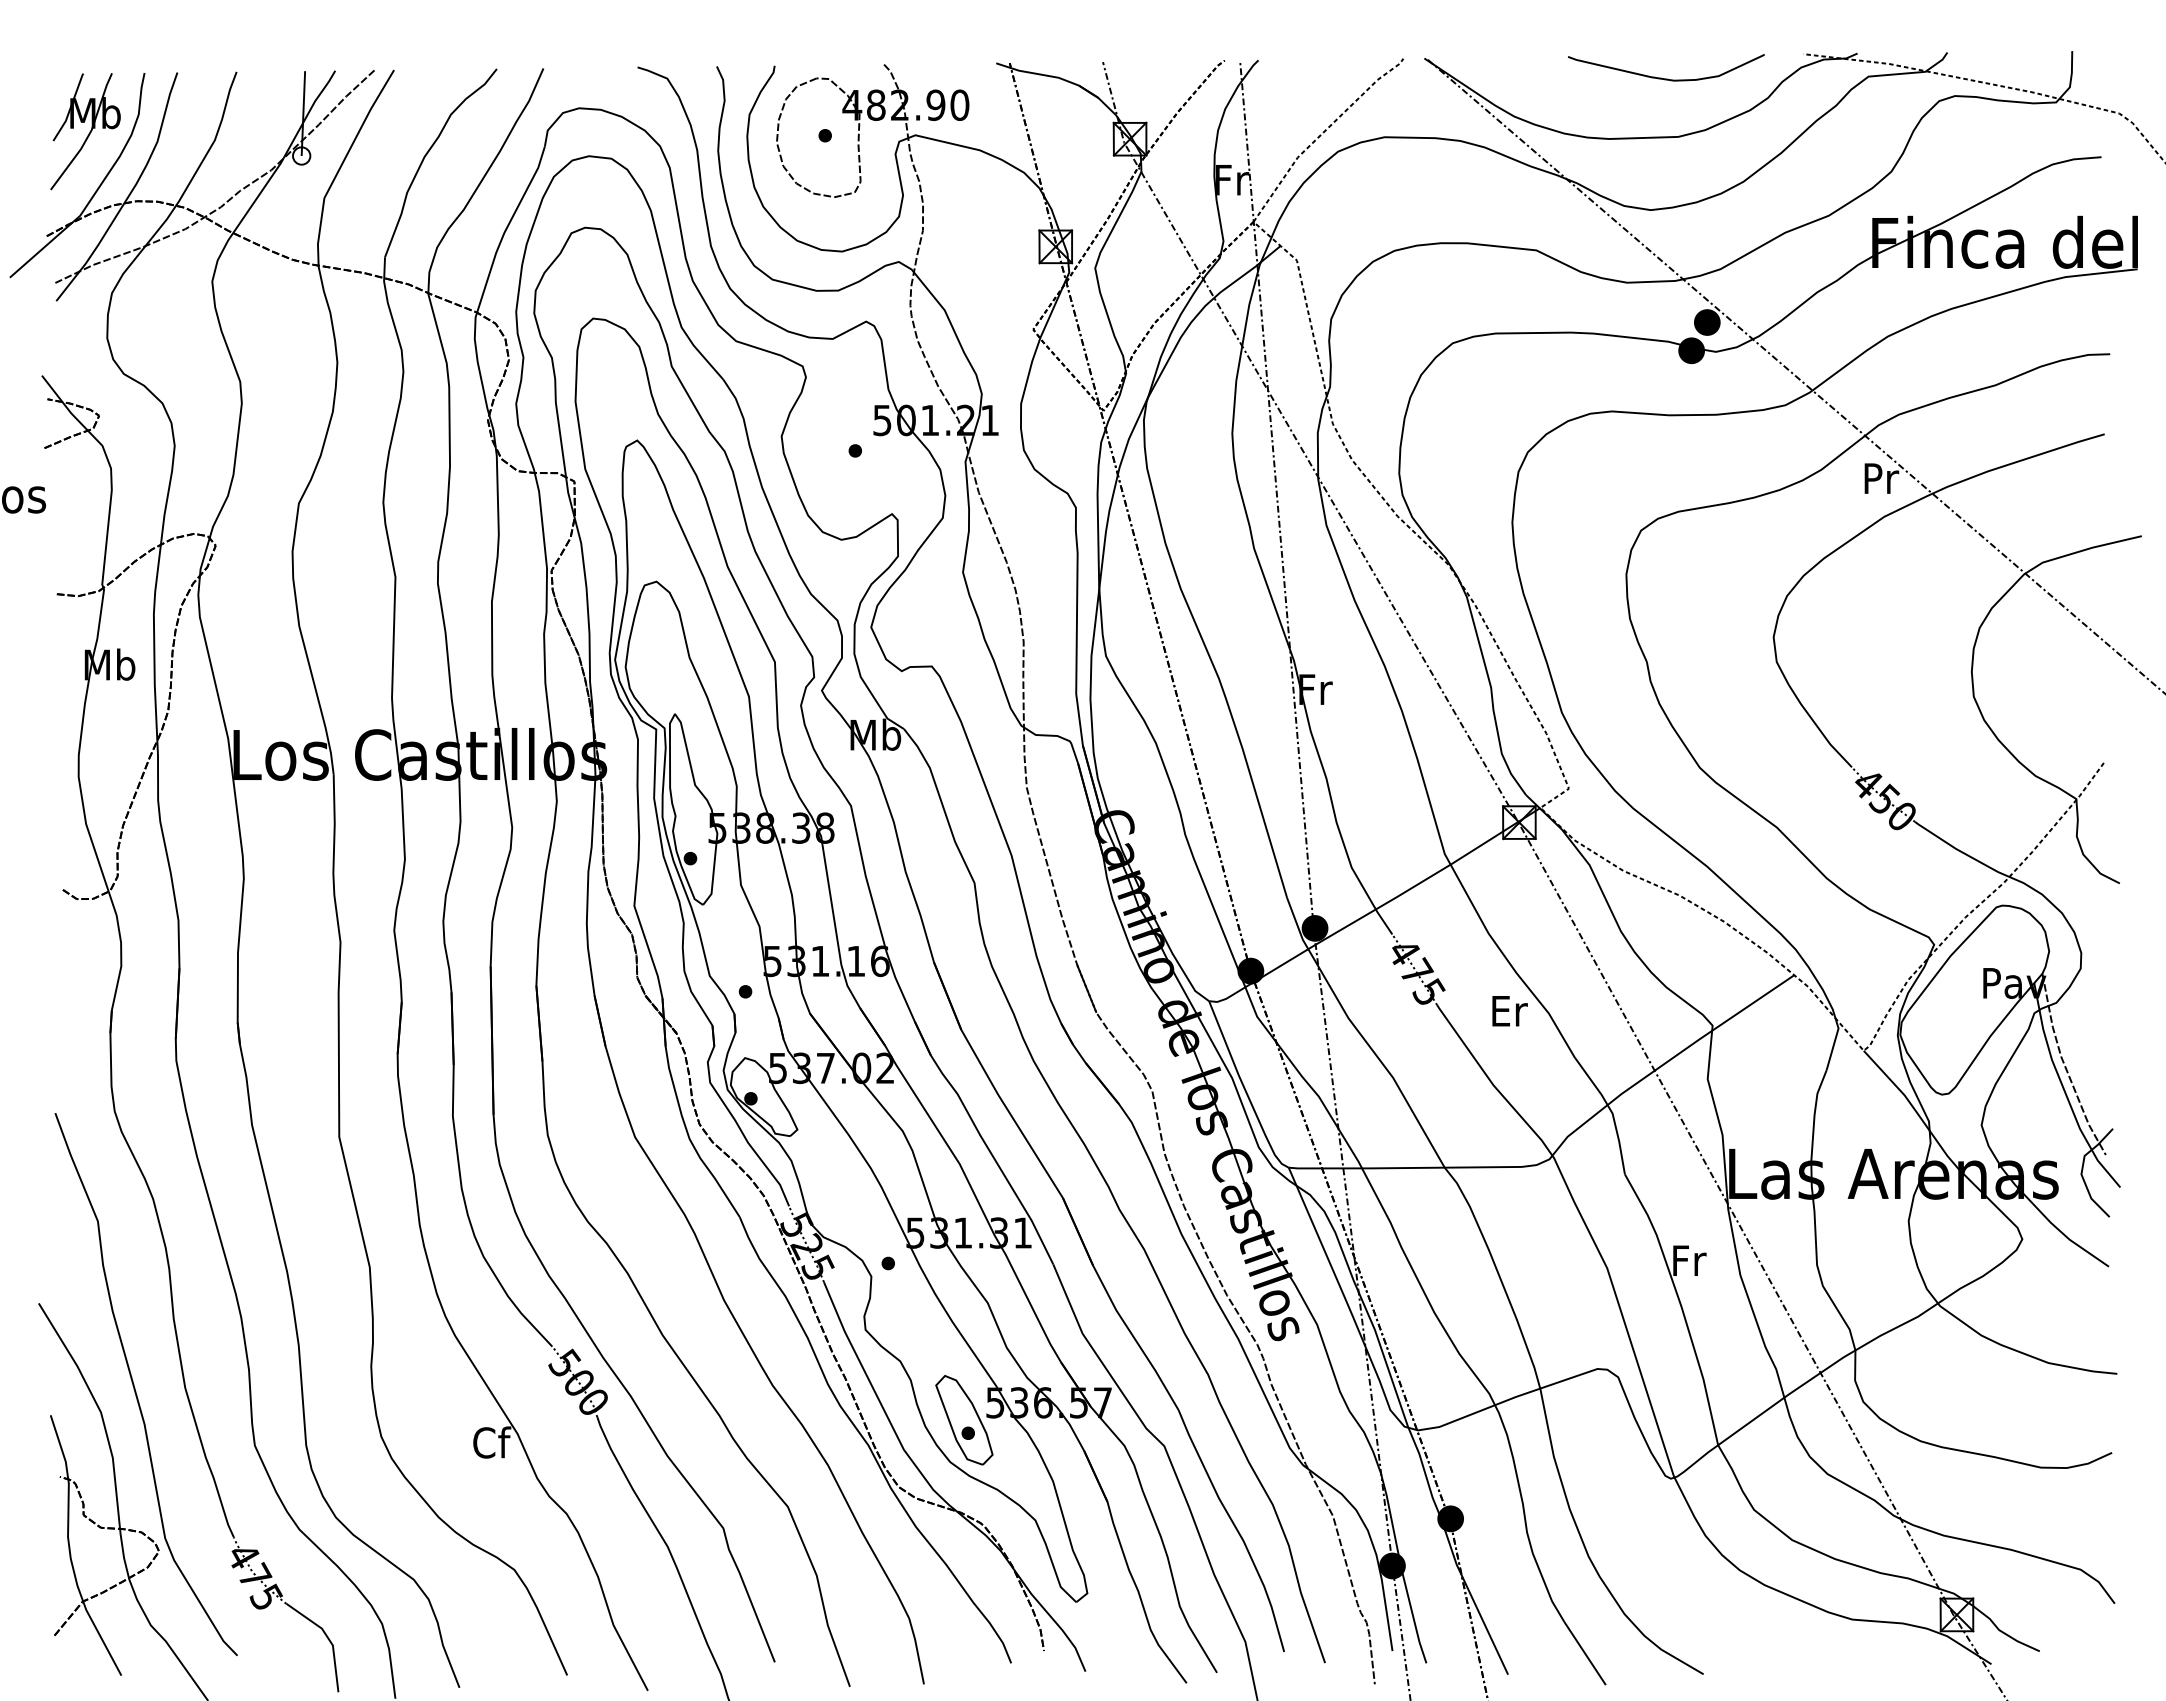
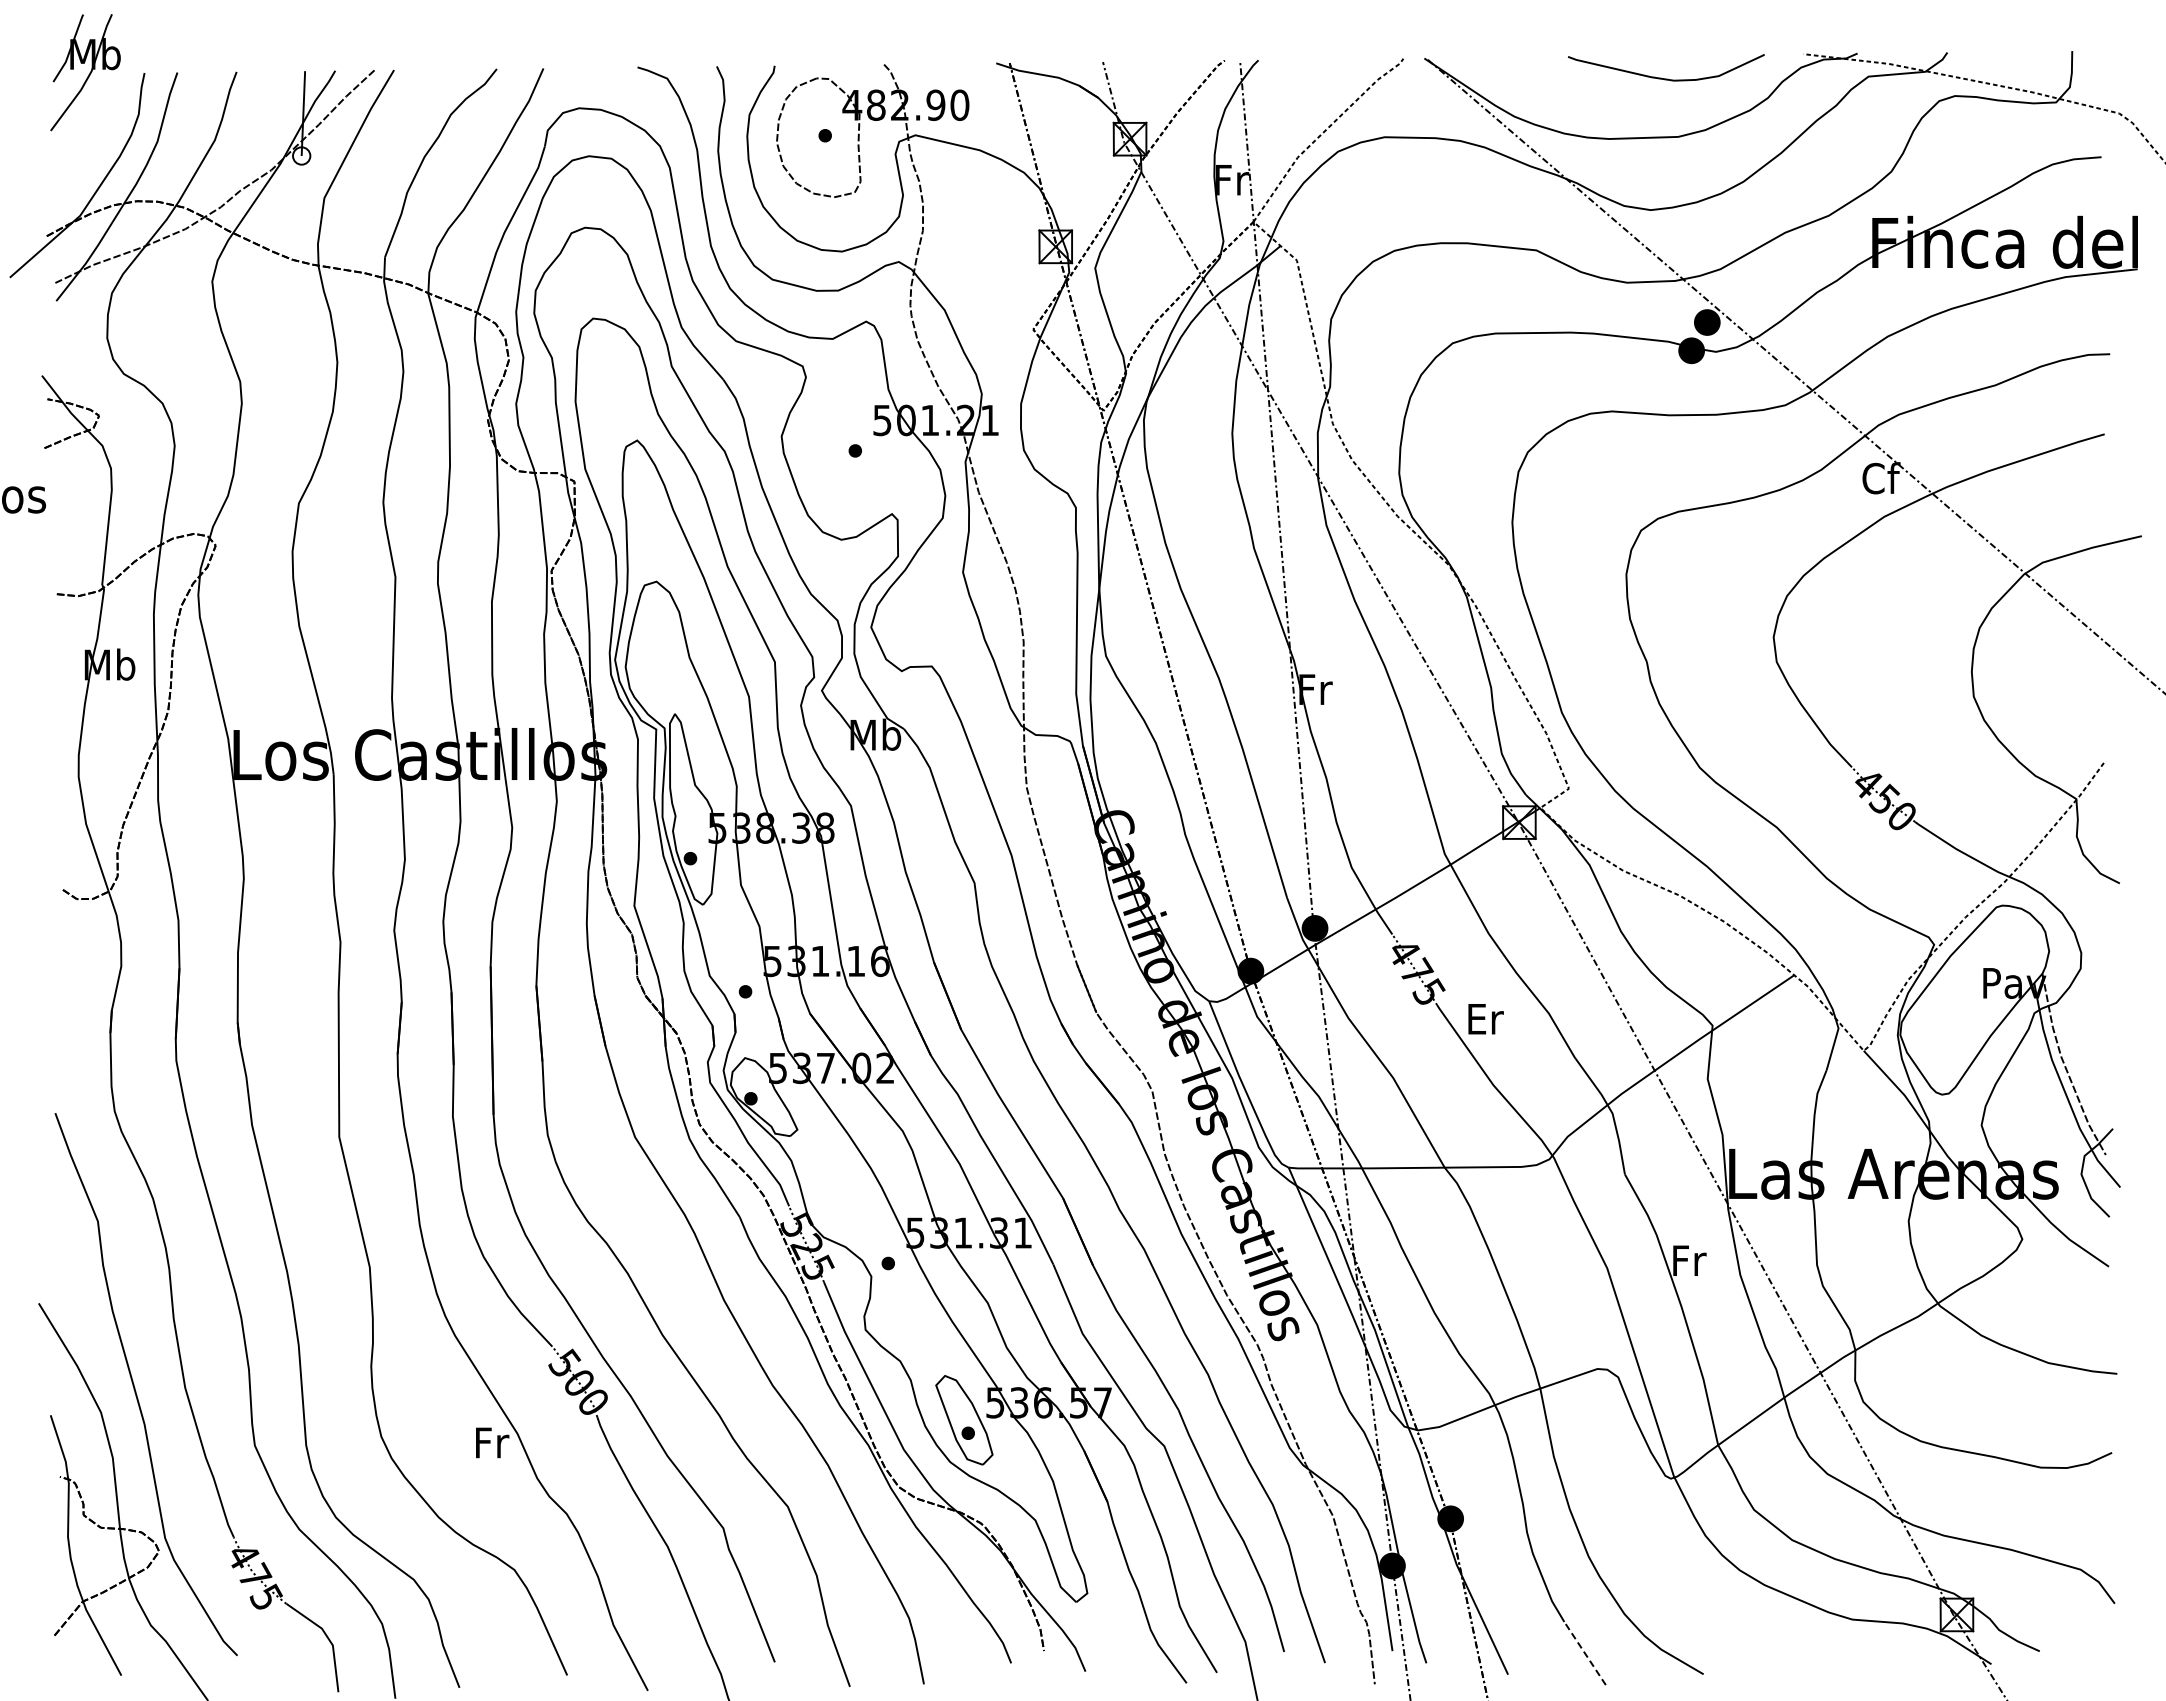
part position: (85, 131) -> (85, 72) (85, 72)
text: Pr -> Cf (1881, 478)
text position: (1509, 1011) -> (1485, 1019) (1485, 1019)
text: Cf -> Fr (492, 1442)
line: solid -> dashed (1585, 1653)
